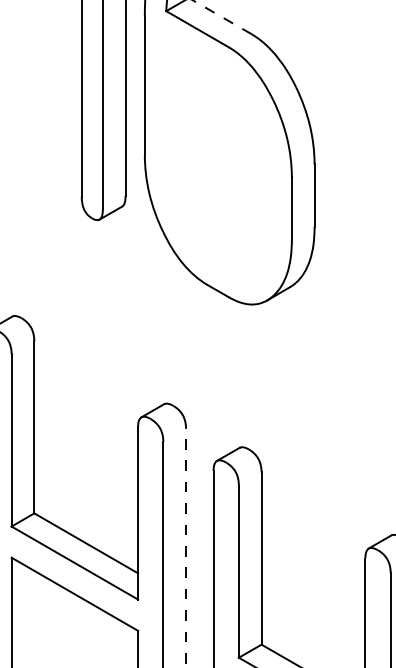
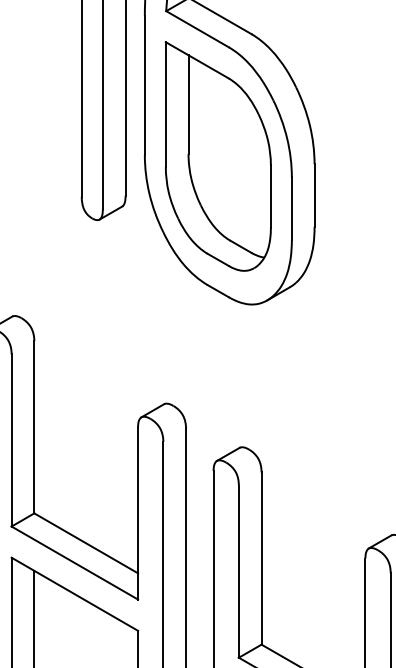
line: dashed -> solid (221, 16)
part: none -> present (217, 156)
line: dashed -> solid (186, 547)
line: none -> present (34, 617)
